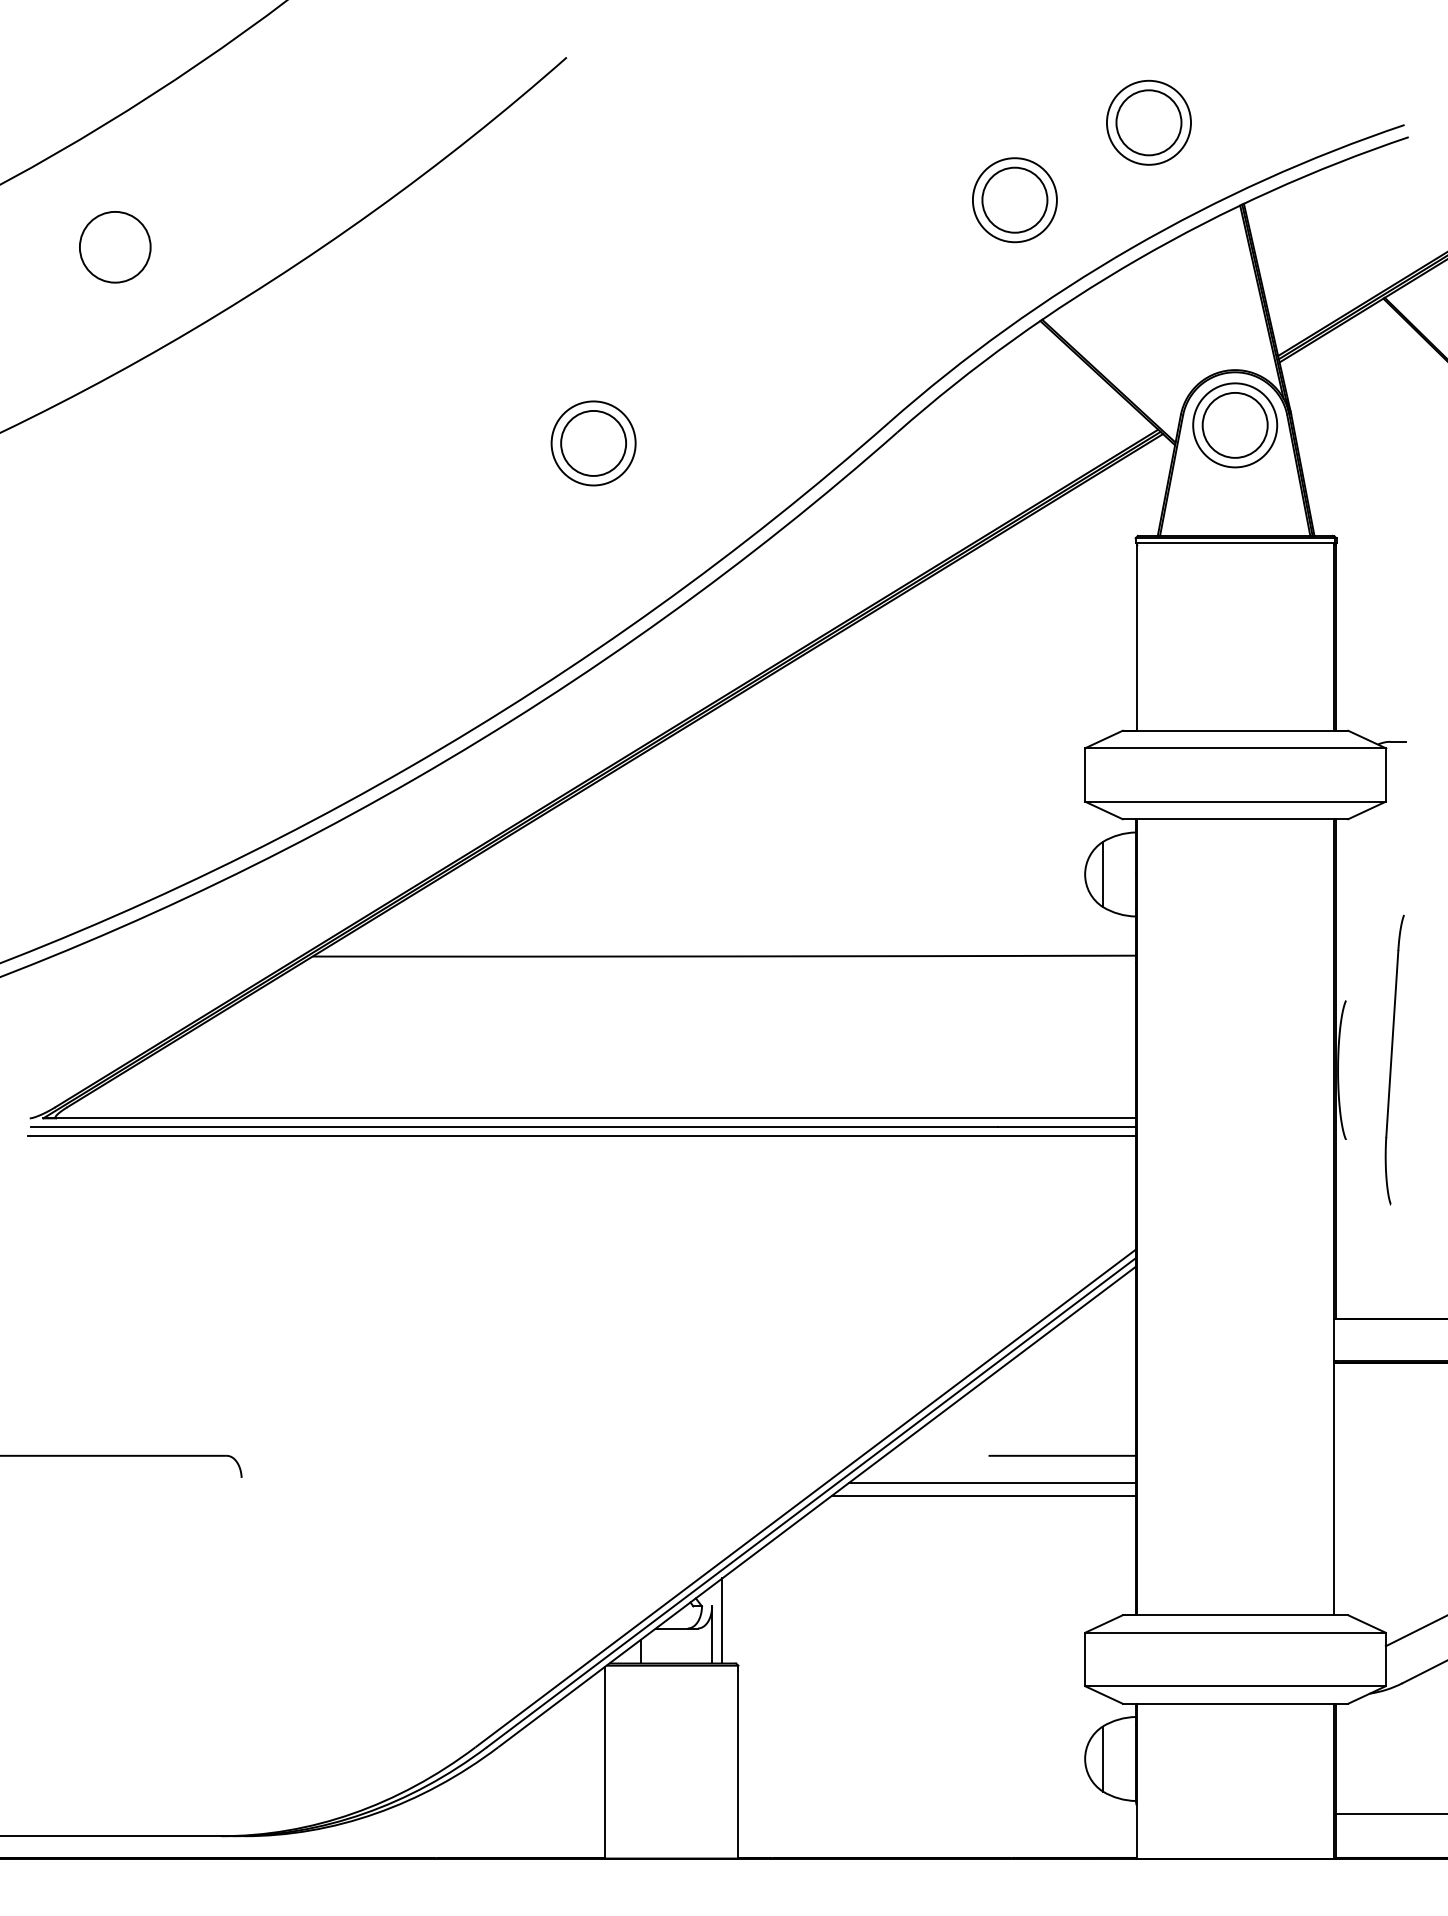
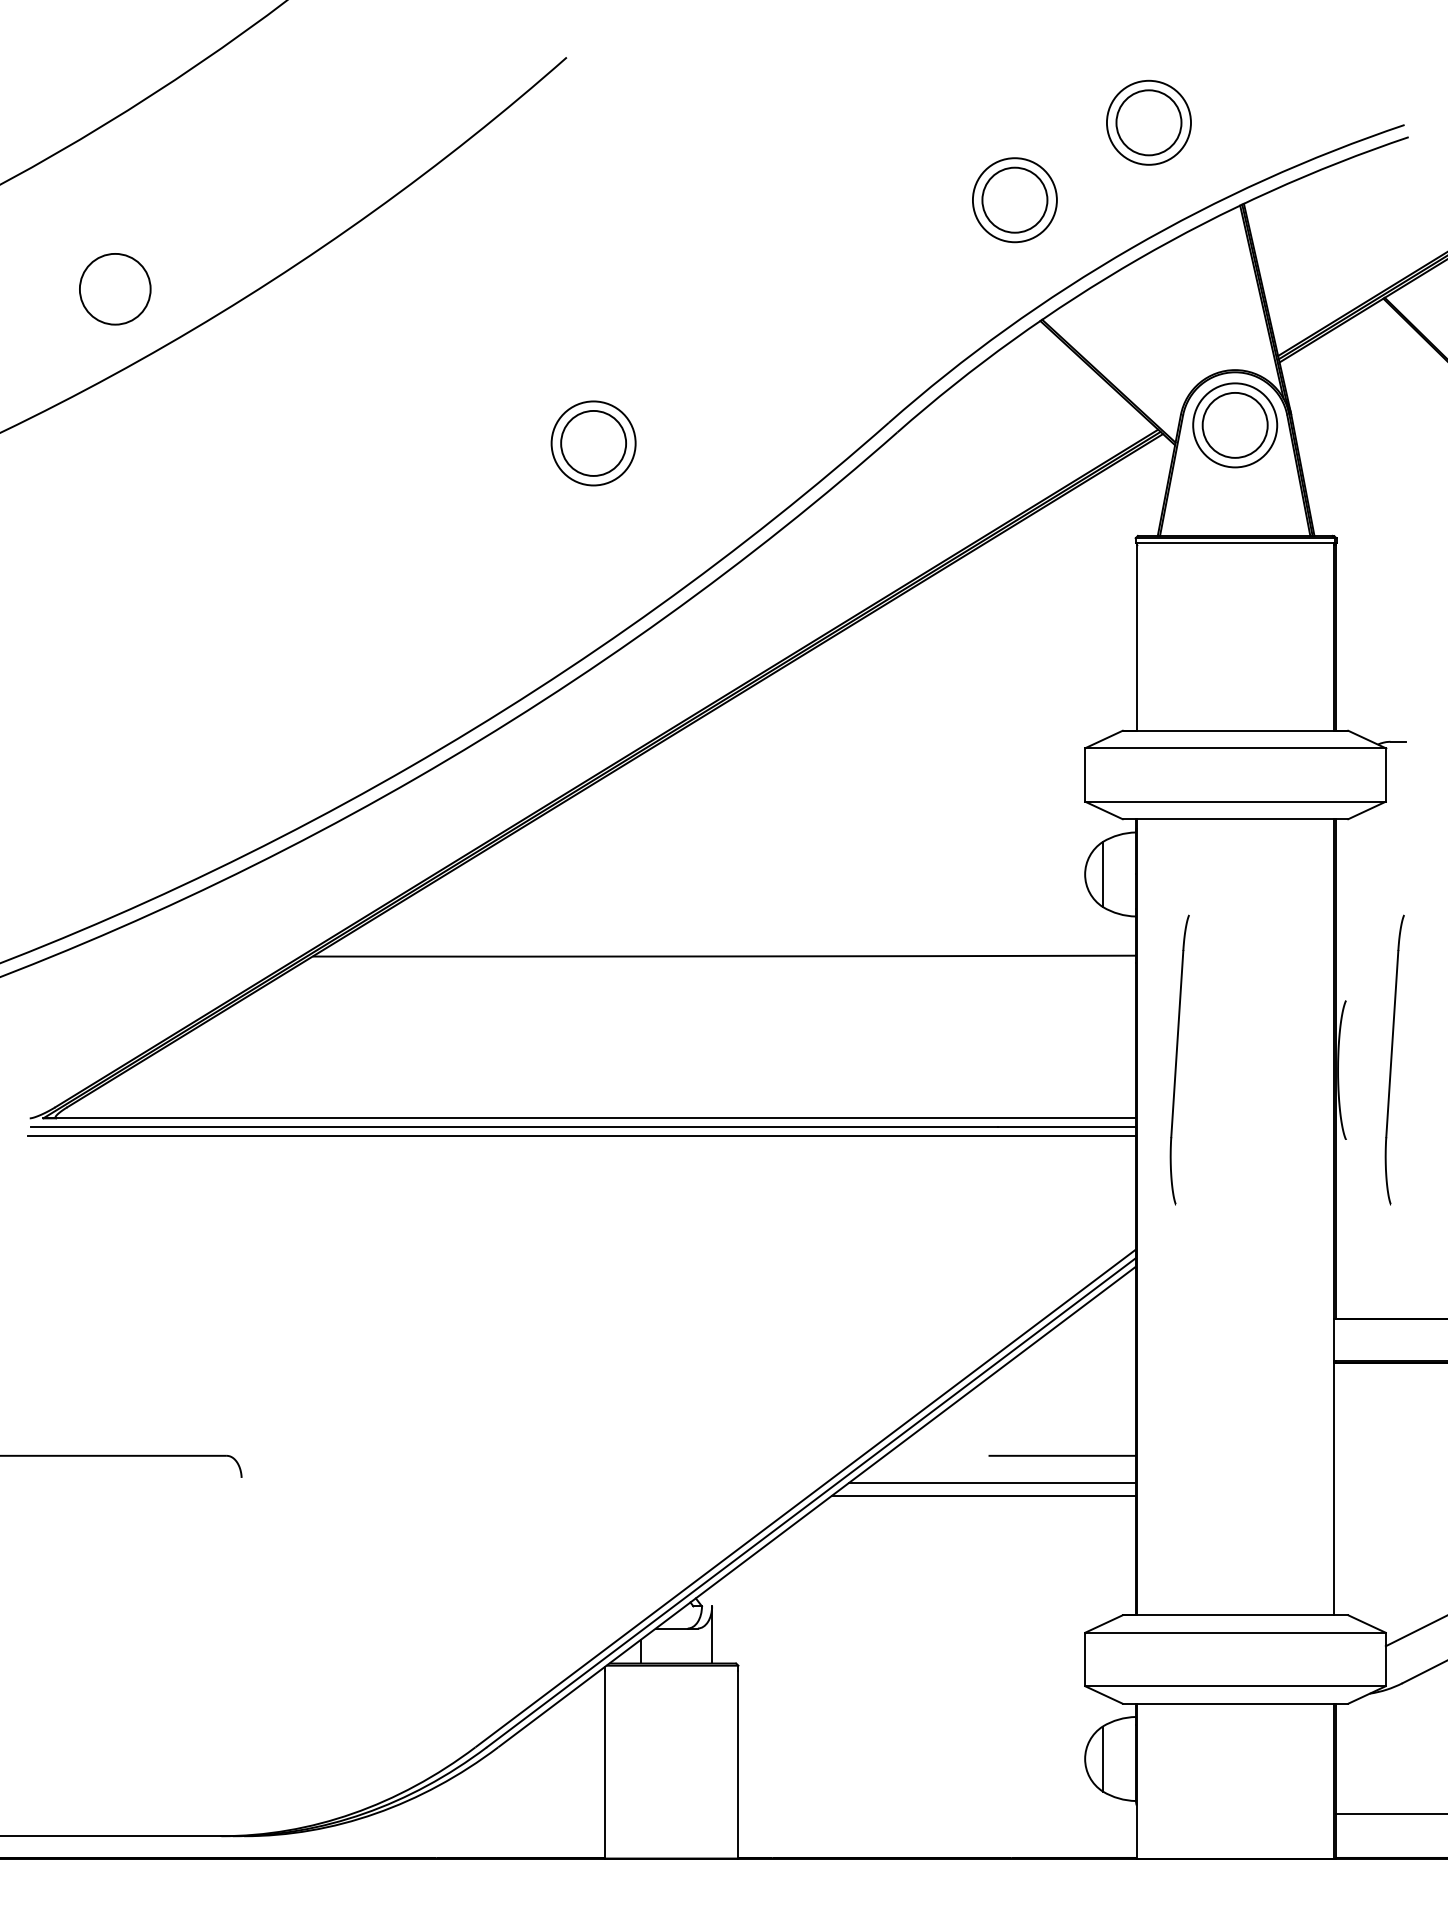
circle position: (115, 247) -> (115, 289) (115, 289)
part: none -> present (1179, 1059)
line: present -> none (722, 1620)
